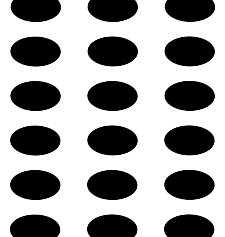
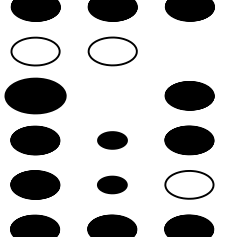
hatch: present -> none (35, 51)
hatch: present -> none (112, 51)
part: present -> none (189, 51)
part size: 51x30 px -> 63x38 px (35, 95)
part: present -> none (112, 95)
part size: 51x31 px -> 31x19 px (112, 140)
part size: 51x30 px -> 31x20 px (112, 184)
hatch: present -> none (189, 184)
